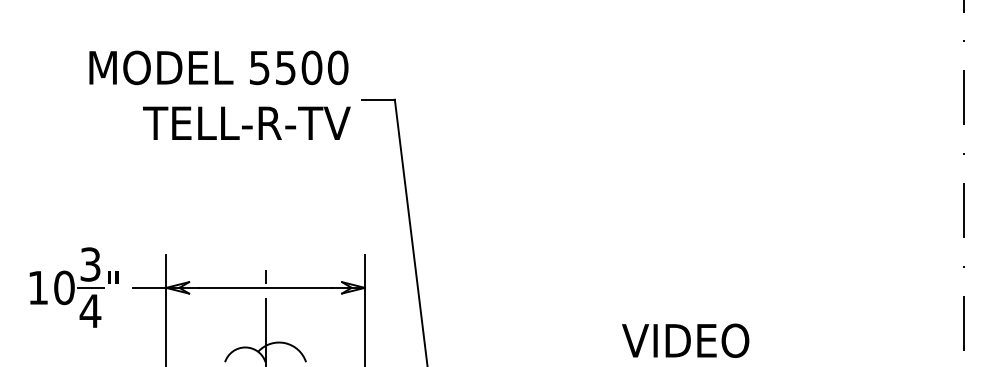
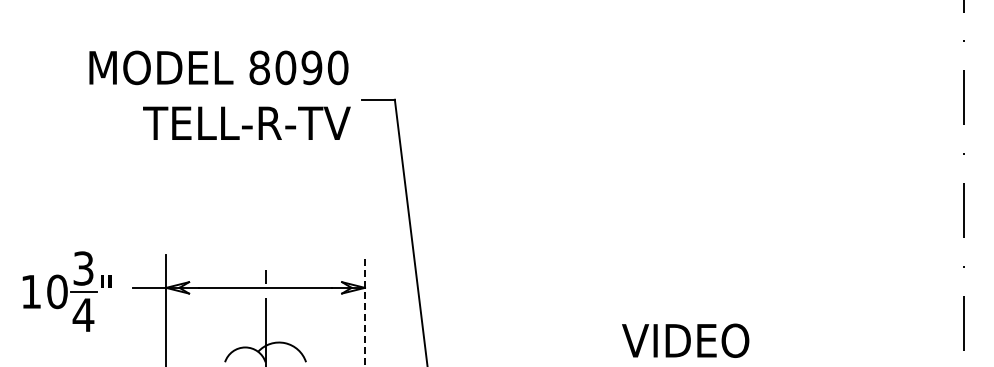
text: 5500 -> 8090 (285, 67)
part position: (73, 287) -> (66, 291) (66, 291)
line: solid -> dashed (365, 310)
